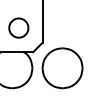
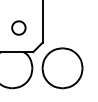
part size: 22x22 px -> 16x16 px (18, 27)
